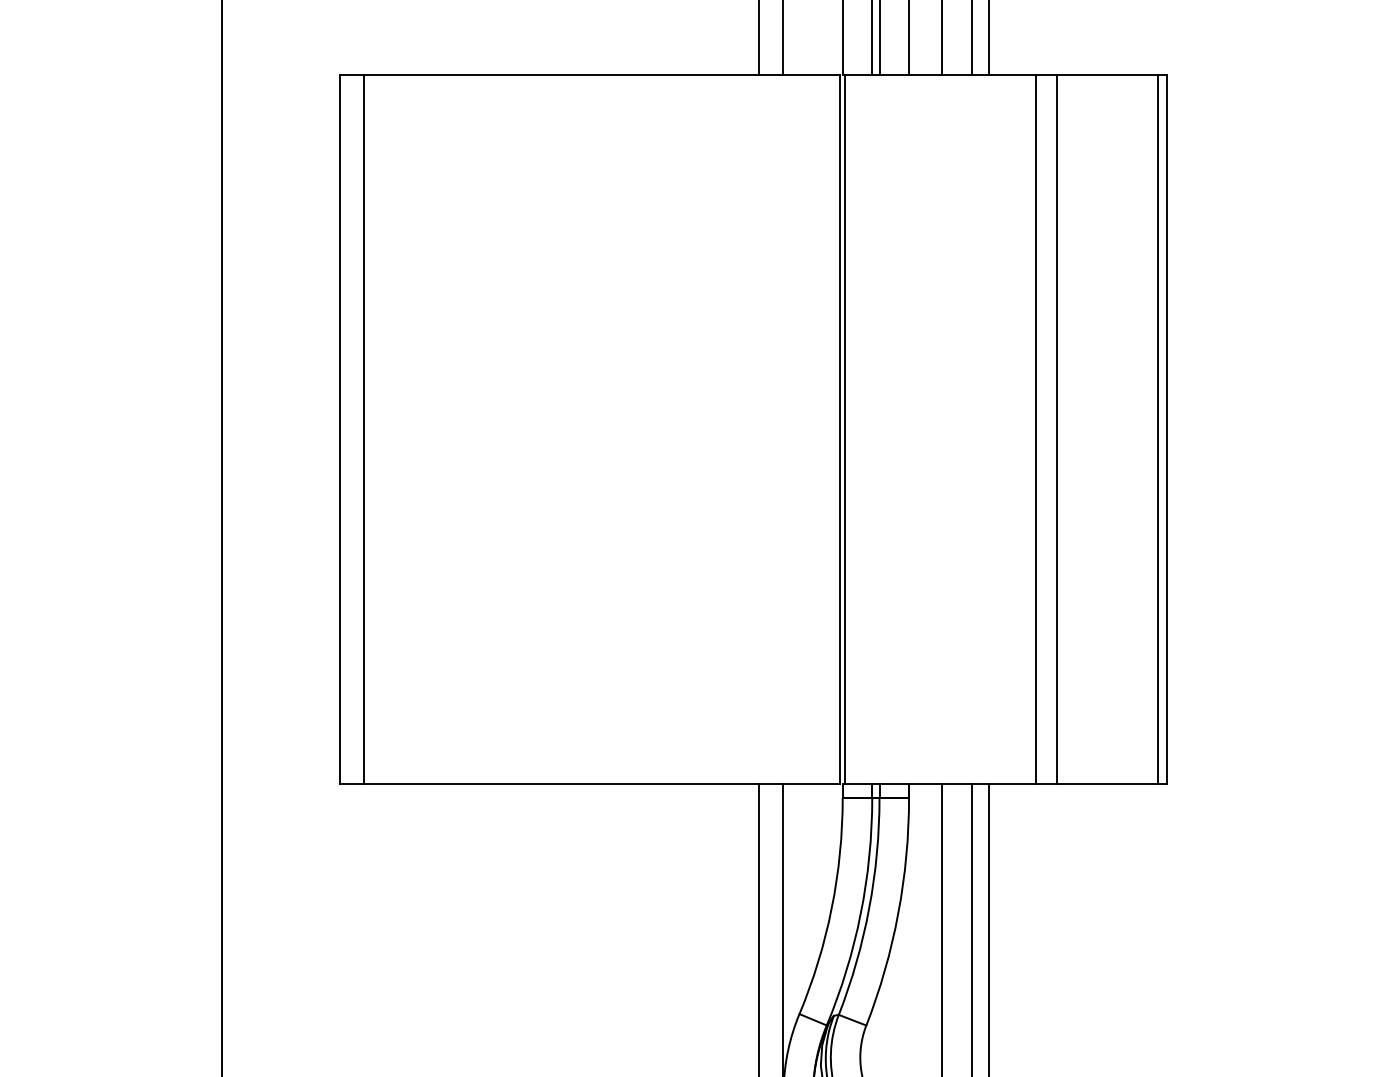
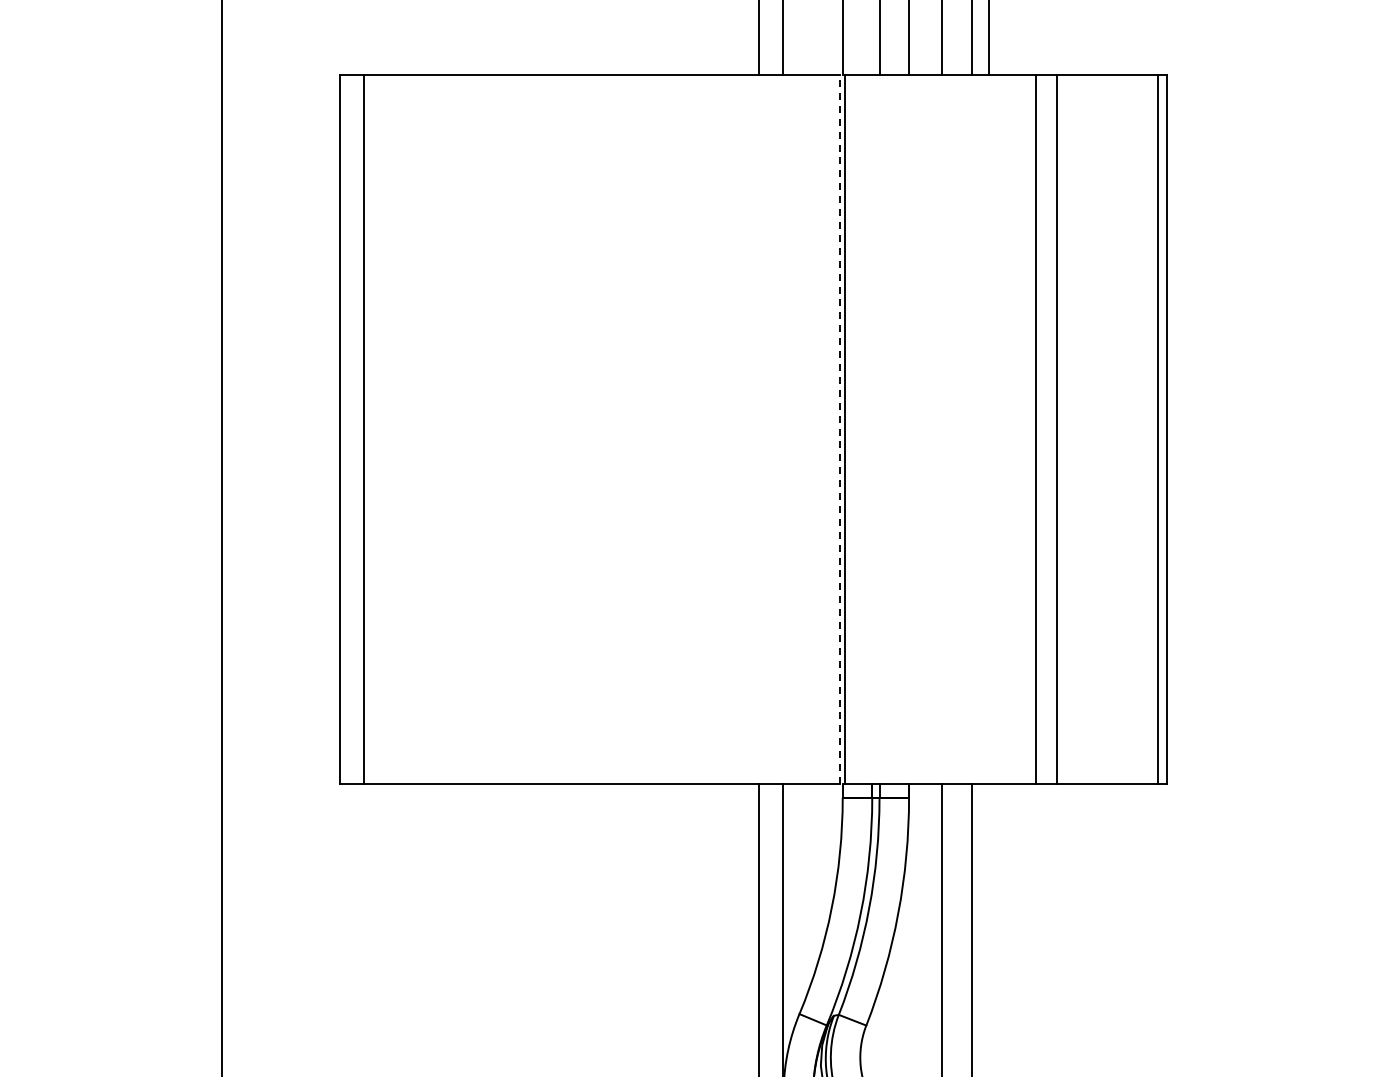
line: present -> none (872, 38)
line: solid -> dashed (839, 429)
line: present -> none (989, 928)
